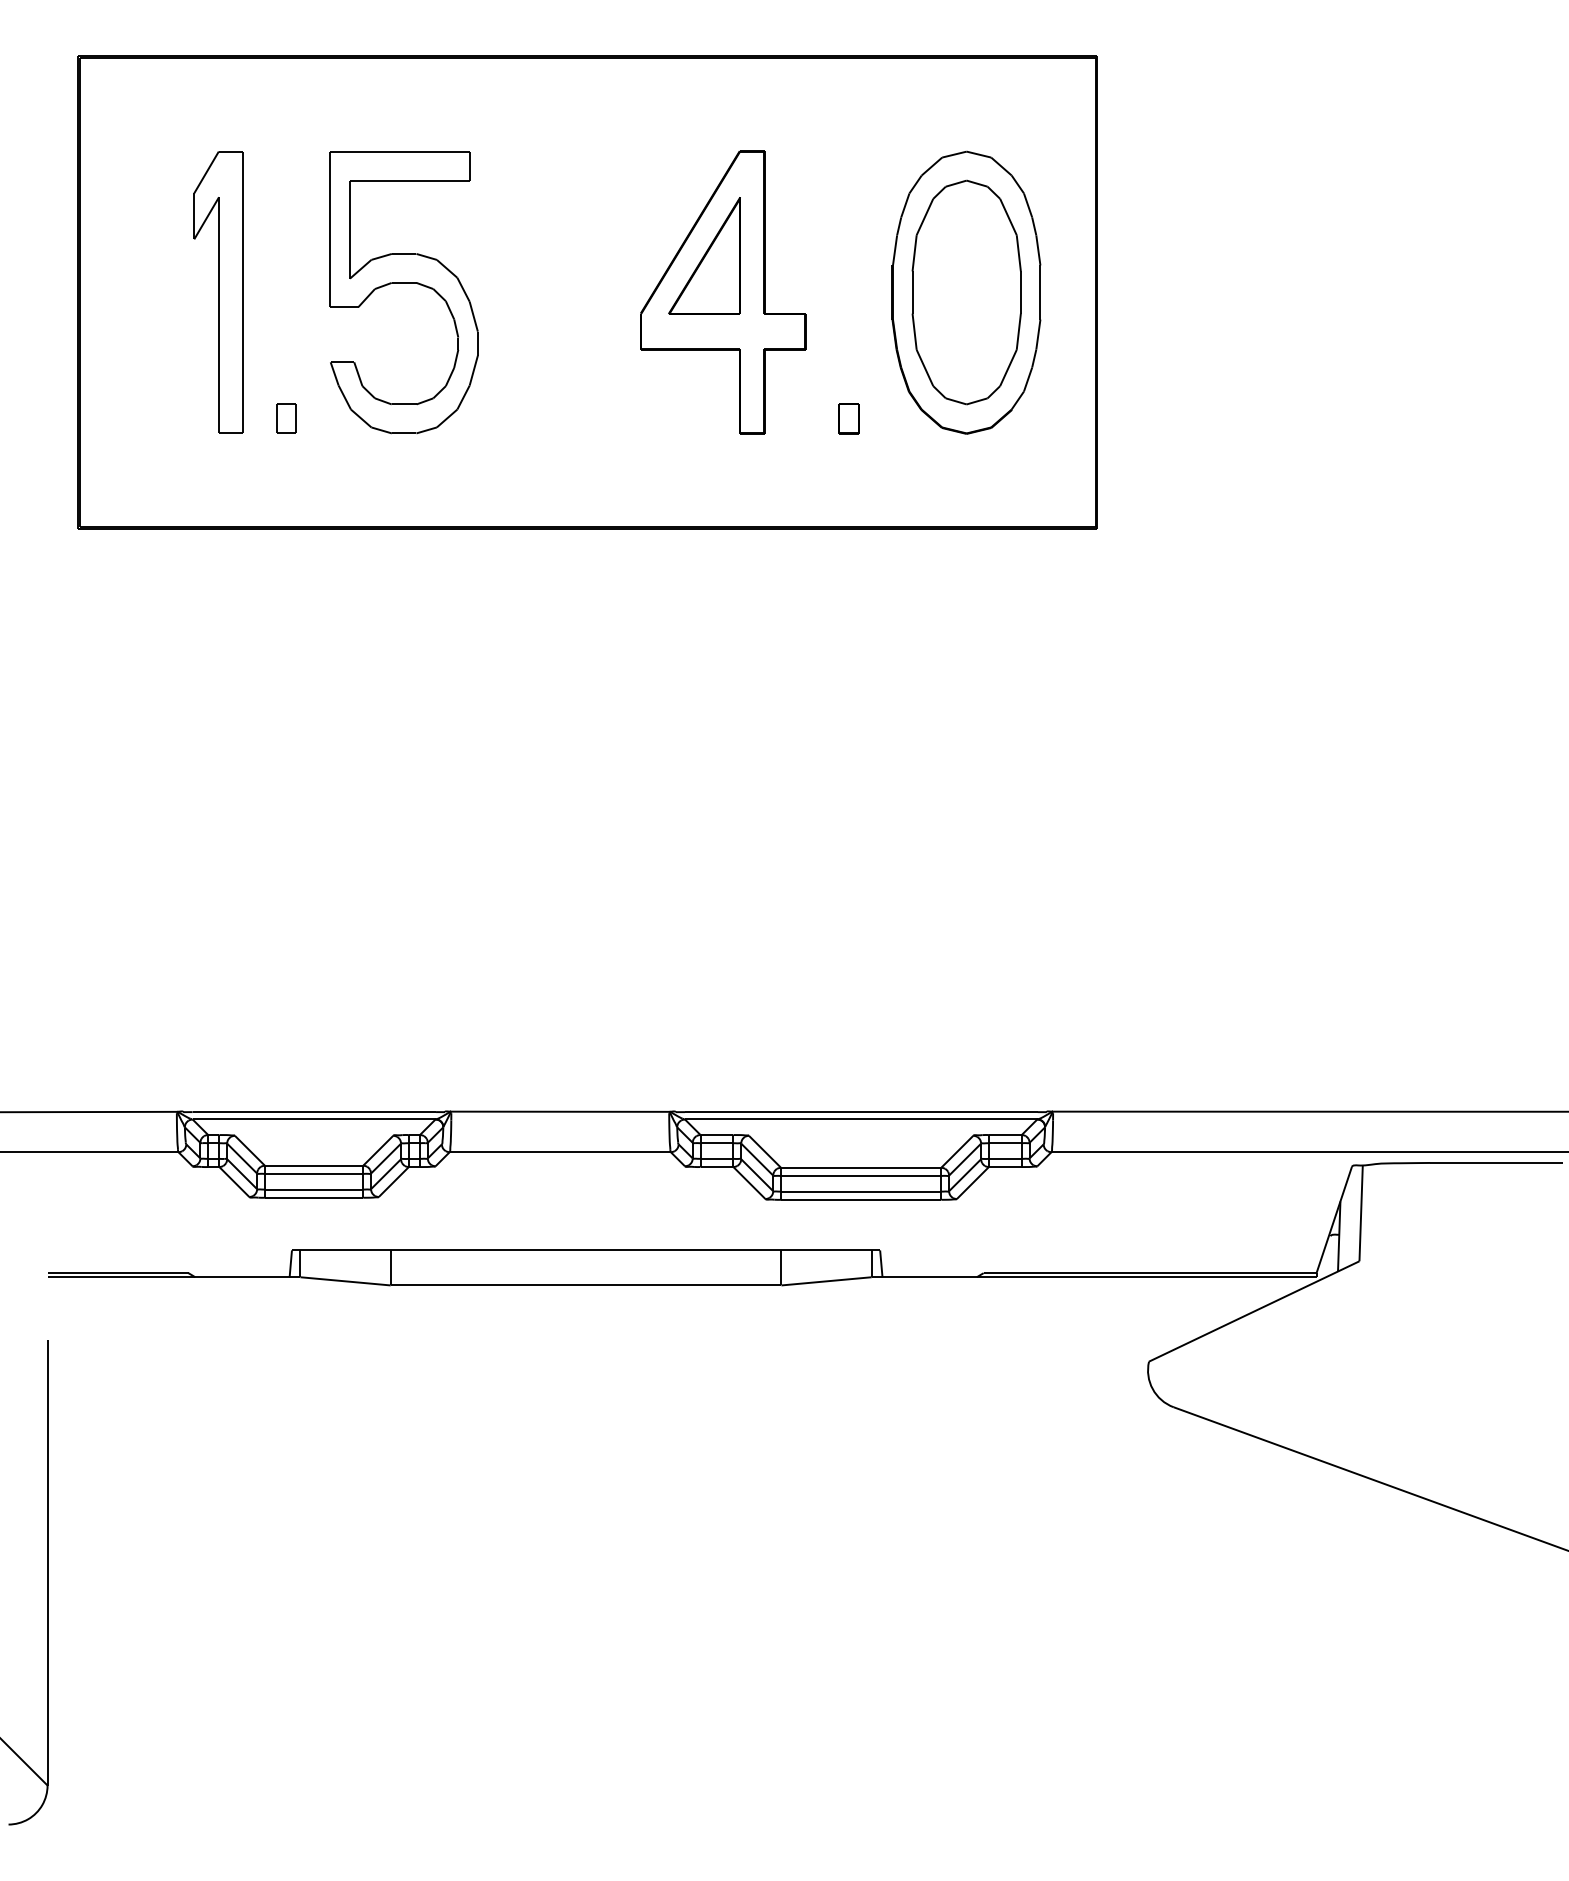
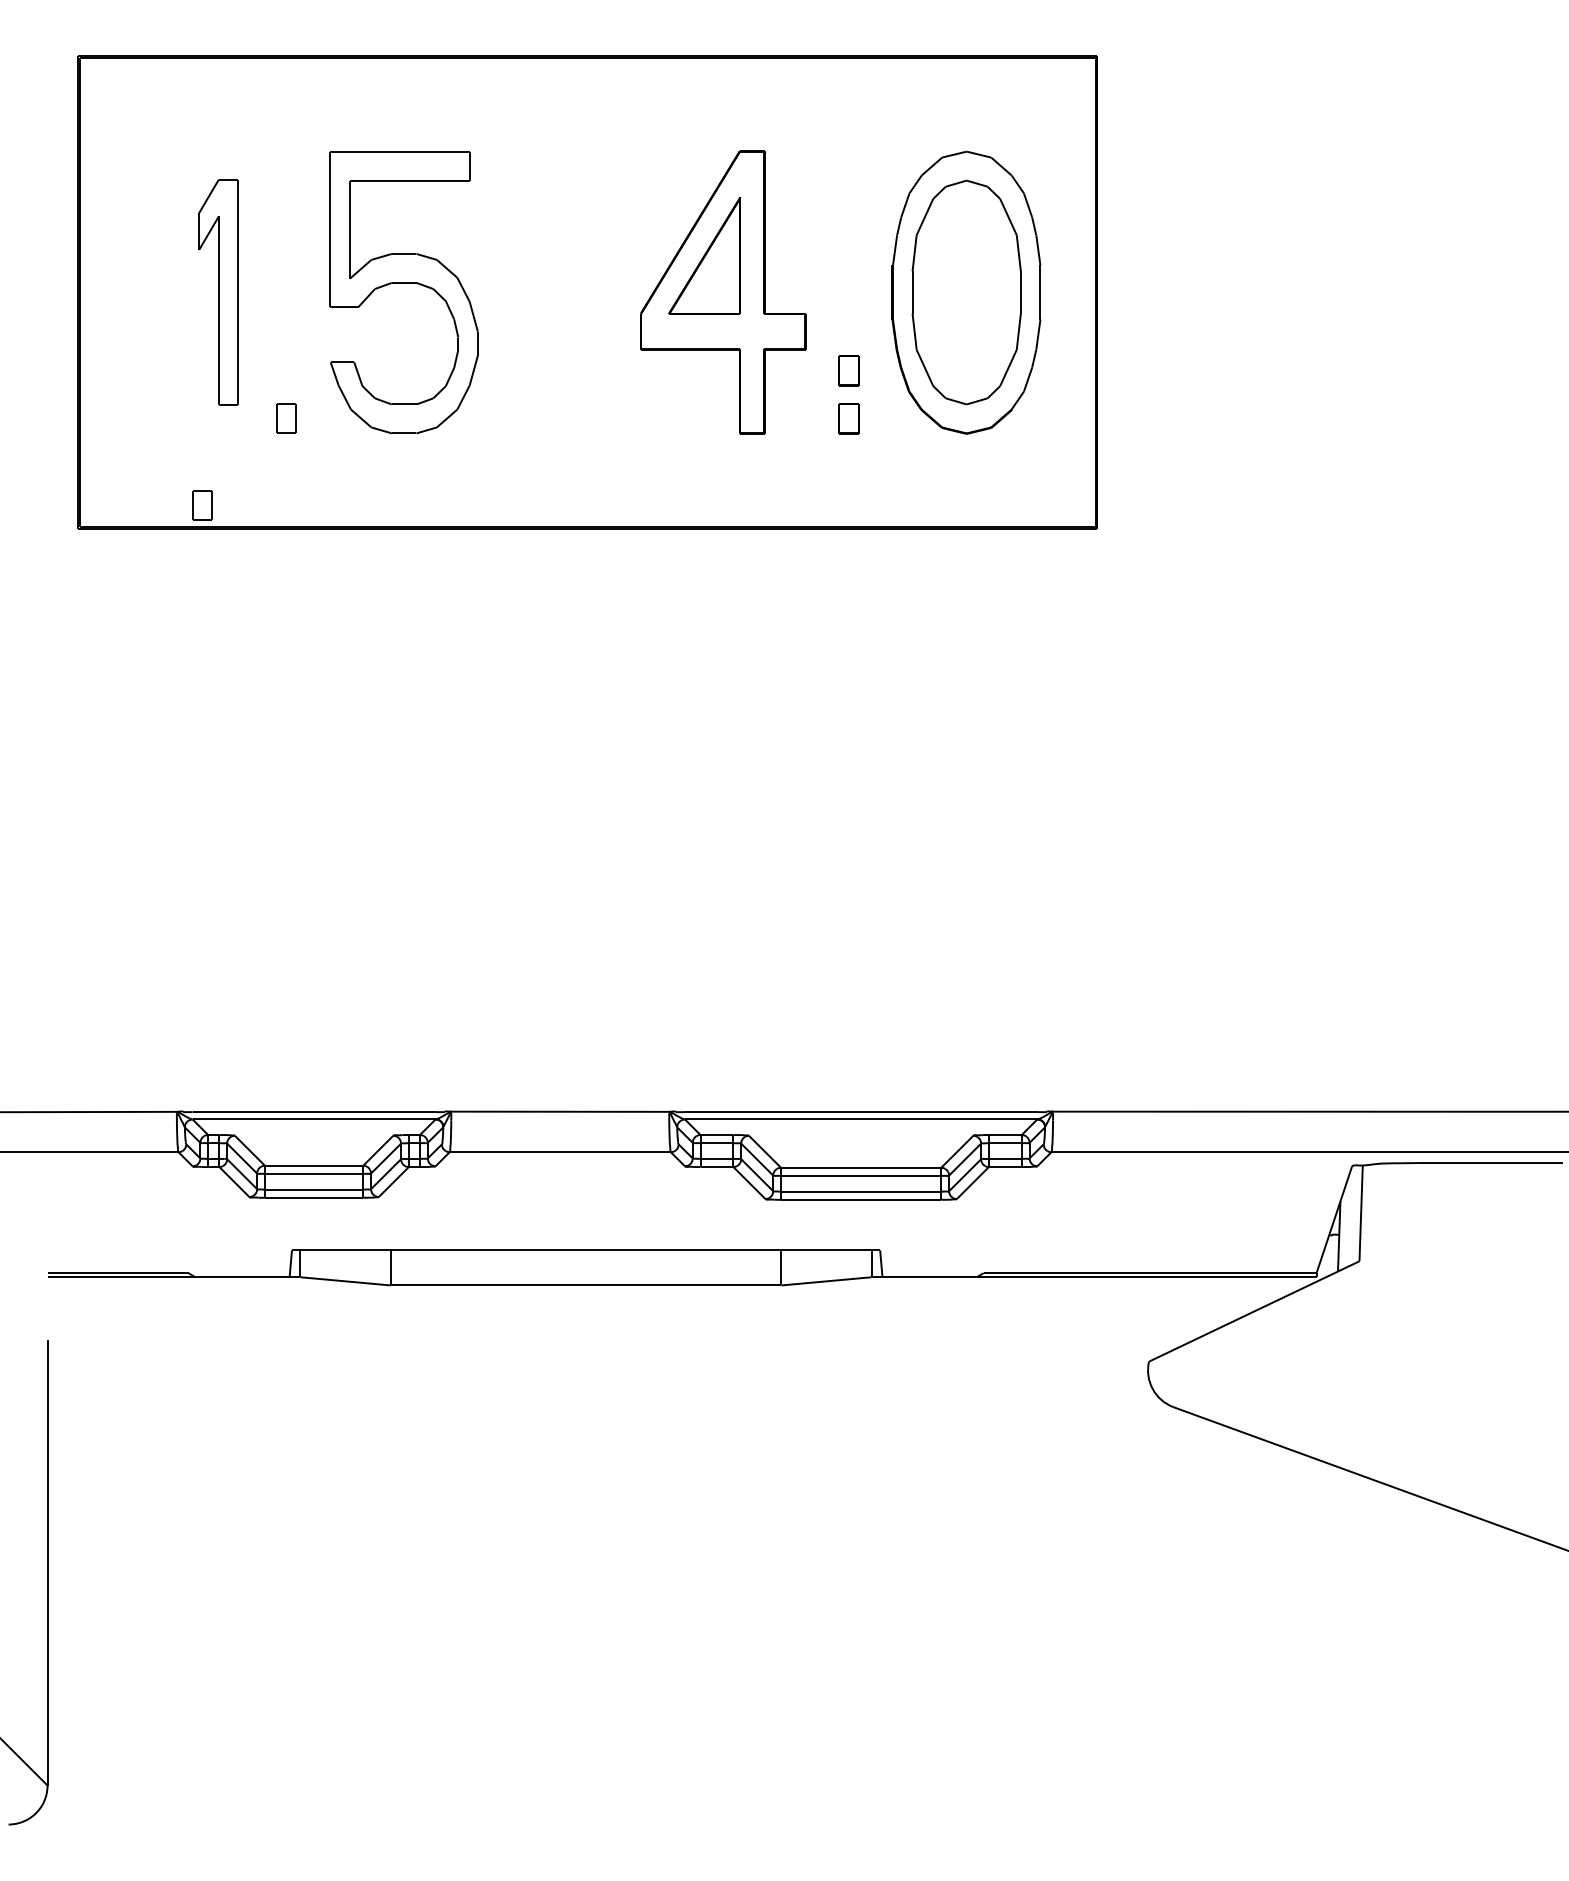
part size: 51x283 px -> 41x227 px (218, 292)
part: none -> present (848, 370)
part: none -> present (202, 505)
